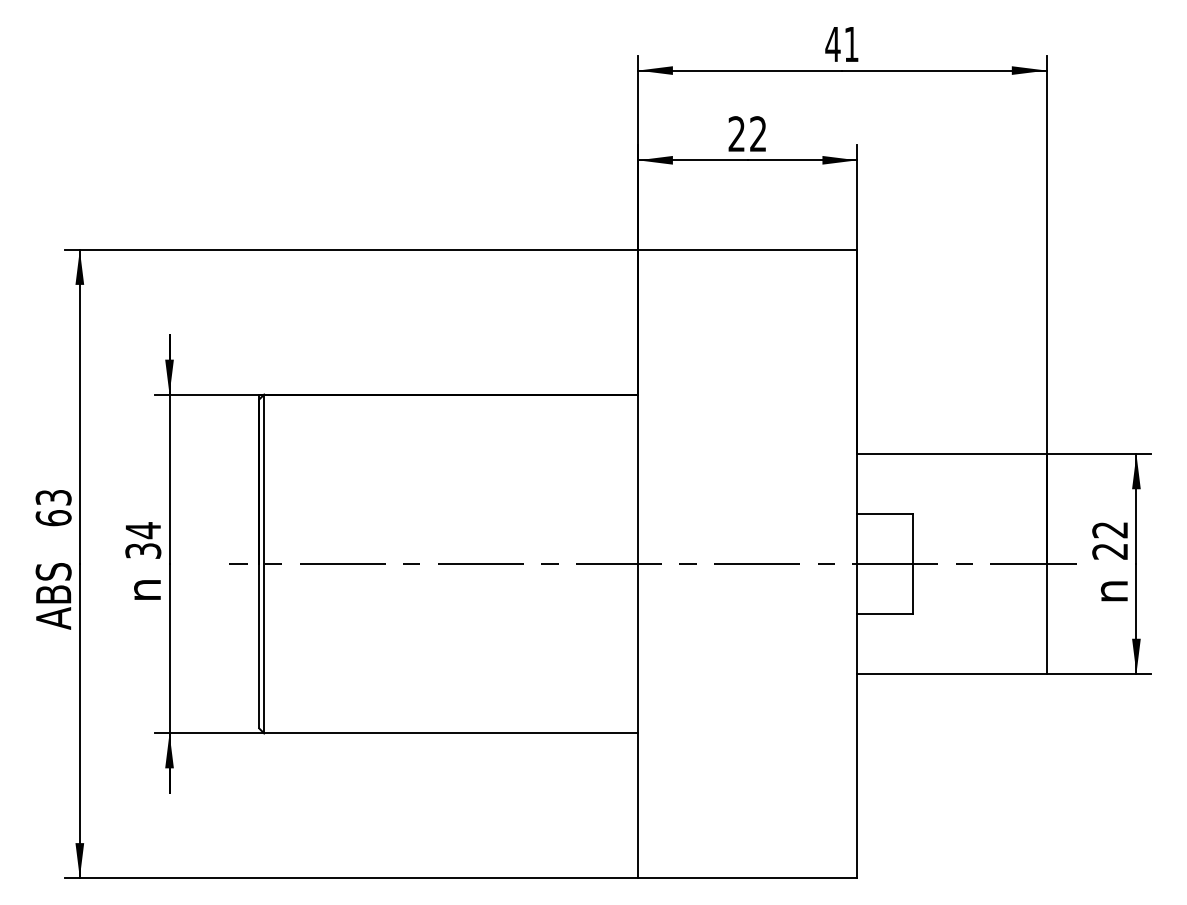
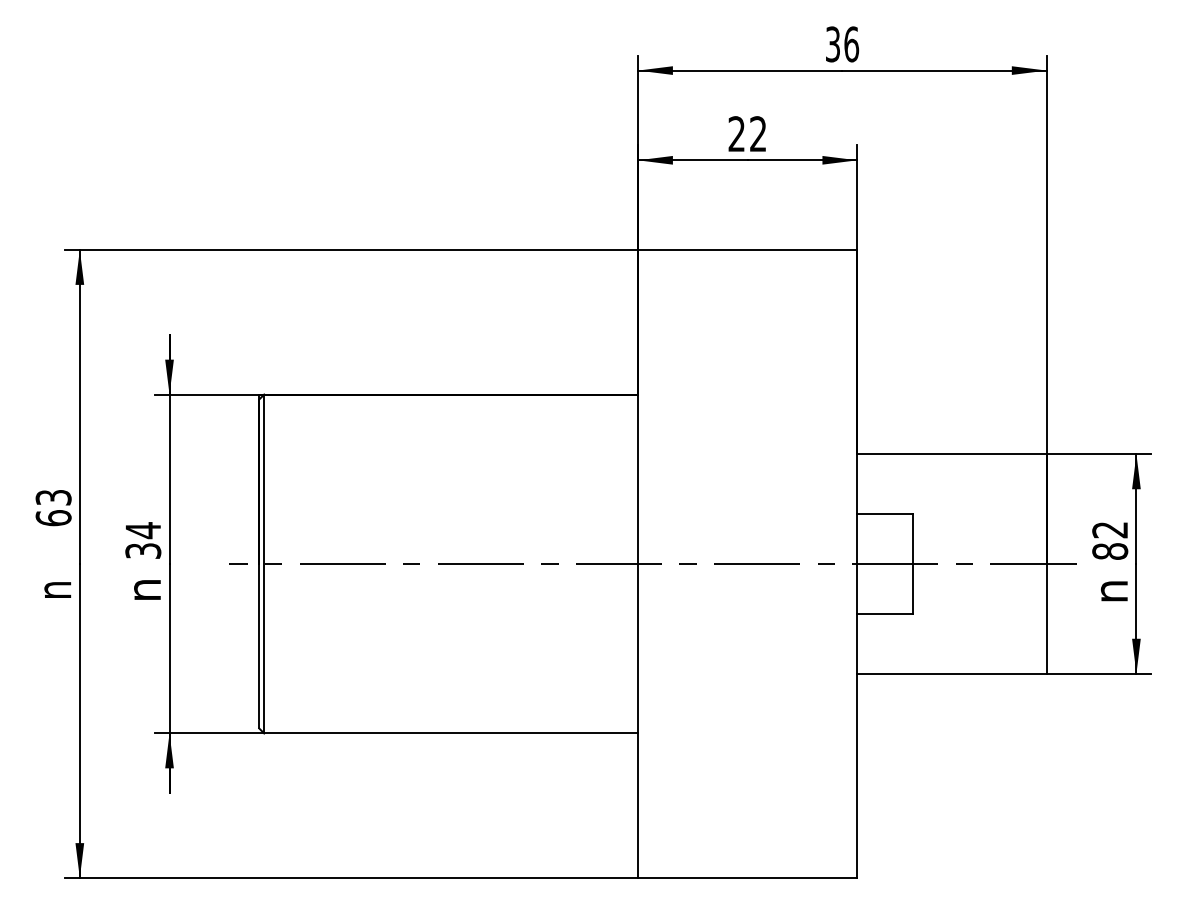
text: 41 -> 36 (842, 44)
text: 22 -> 82 (1110, 551)
text: ABS -> n (53, 596)
